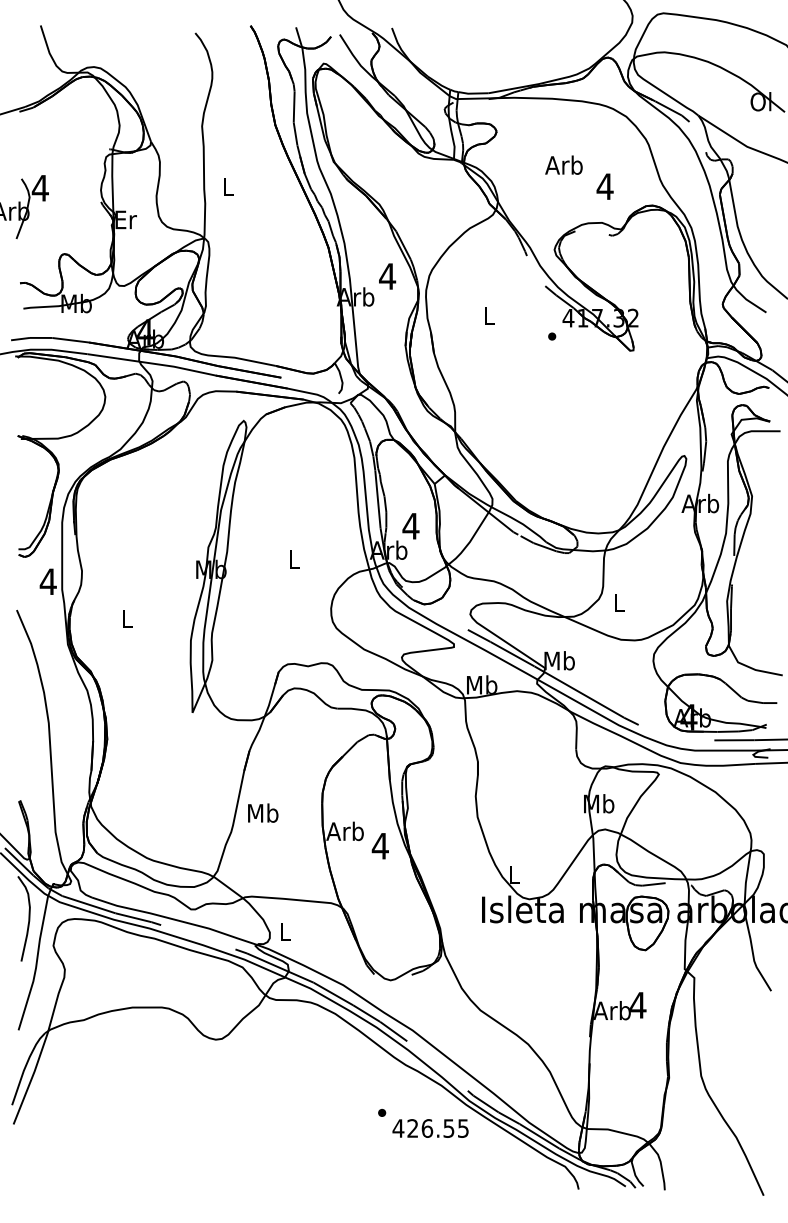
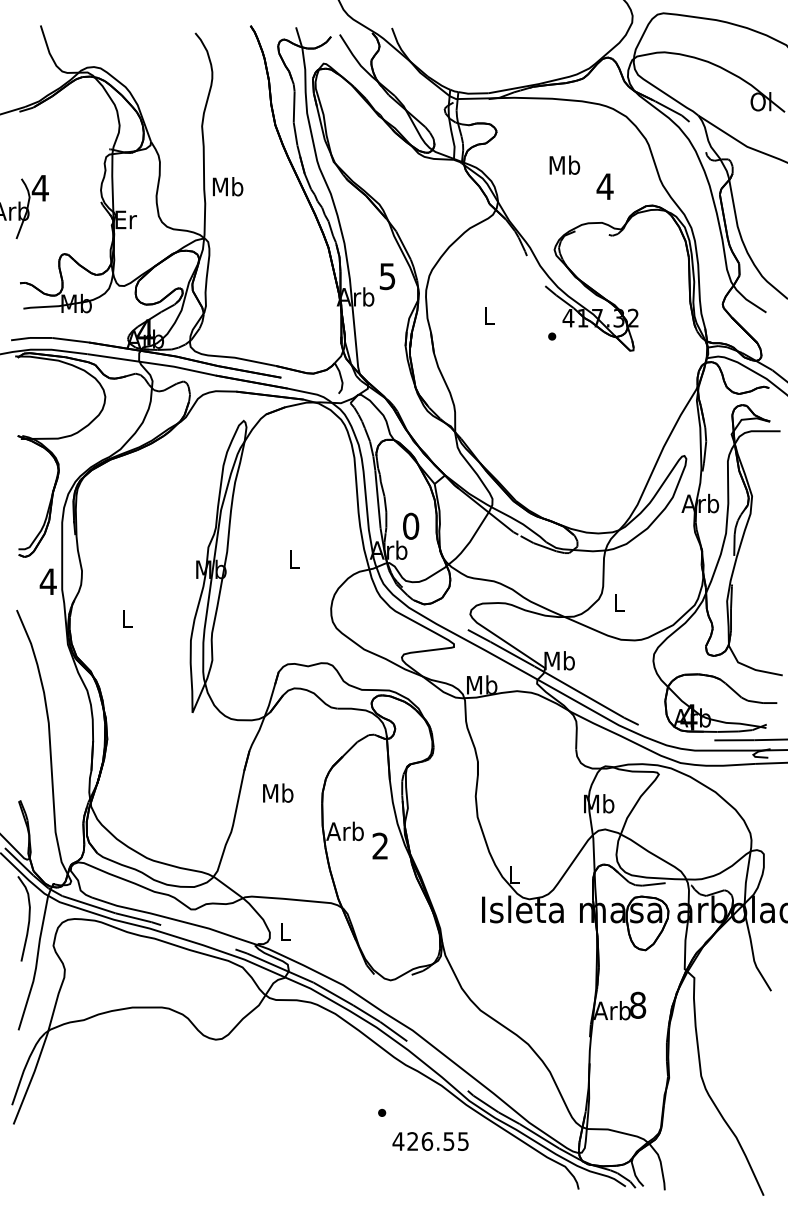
text: Arb -> Mb (563, 164)
text: L -> Mb (227, 186)
text: 4 -> 5 (387, 276)
text: 4 -> 0 (410, 525)
text position: (263, 812) -> (278, 792) (278, 792)
text: 4 -> 2 (379, 845)
text: 4 -> 8 (638, 1004)
text position: (430, 1128) -> (430, 1141) (430, 1141)
